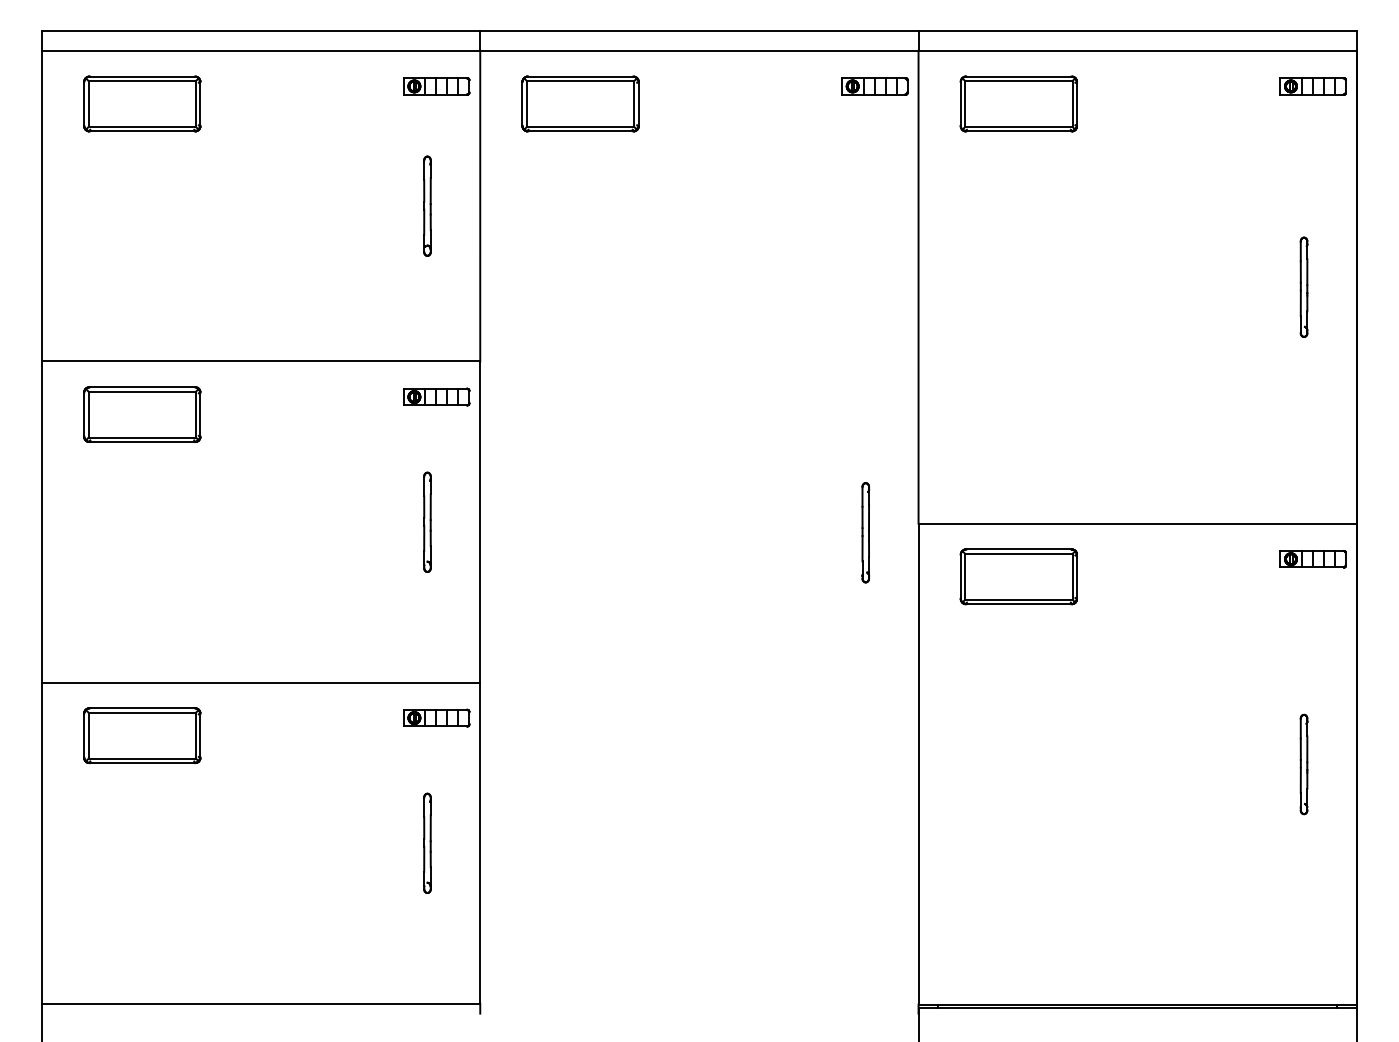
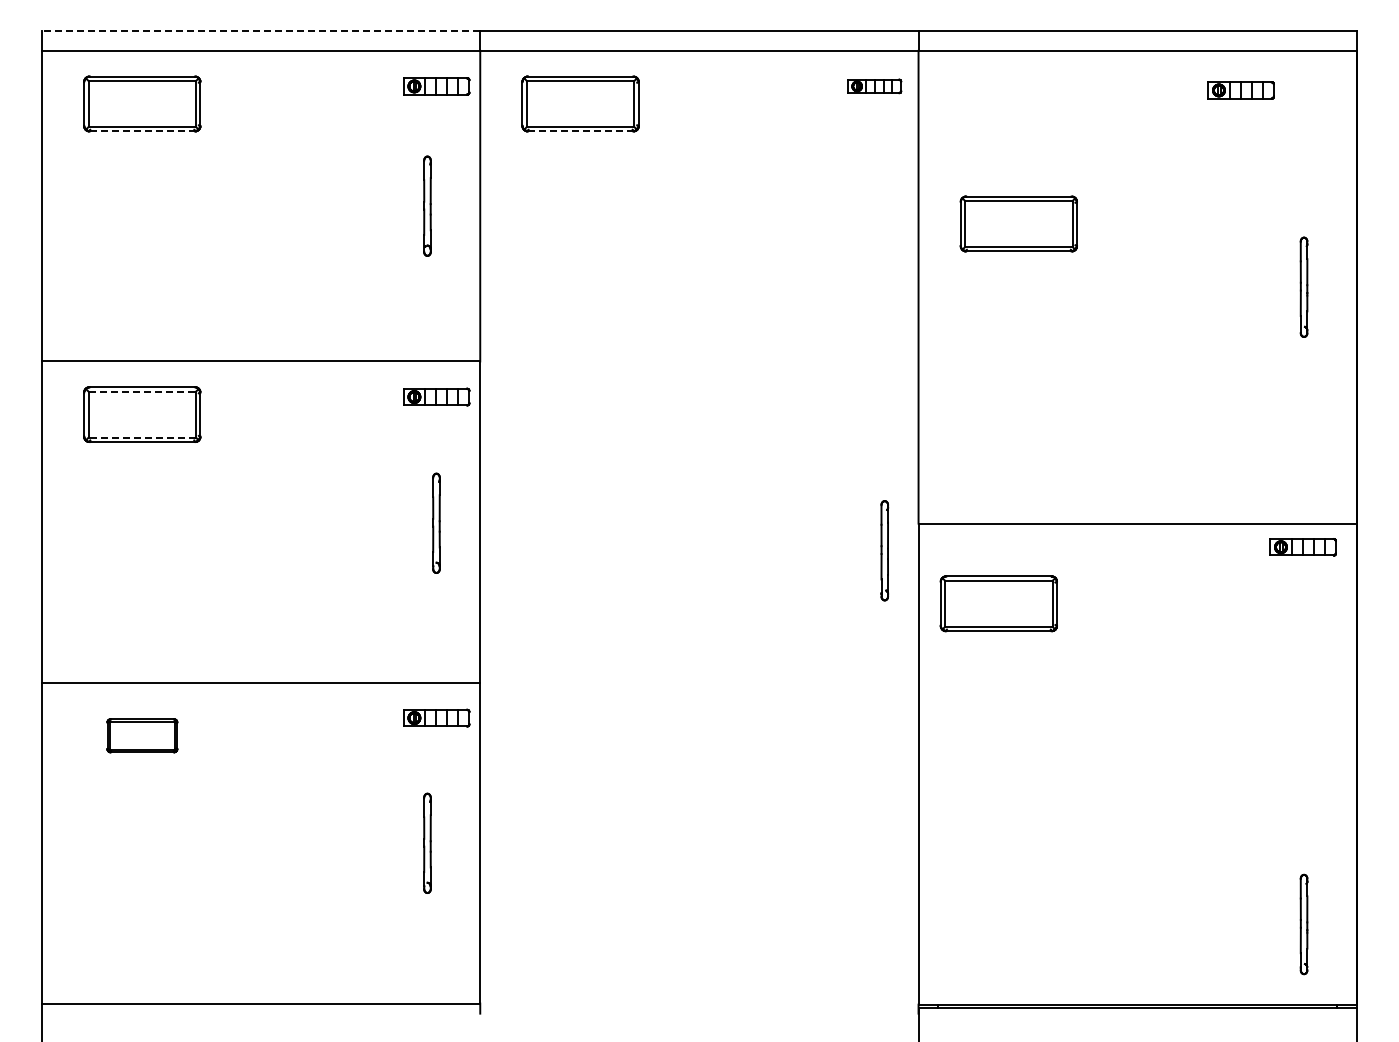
line: solid -> dashed (260, 31)
part size: 68x19 px -> 56x17 px (874, 86)
part position: (1312, 86) -> (1240, 90) (1240, 90)
part position: (1018, 103) -> (1018, 223) (1018, 223)
line: solid -> dashed (142, 131)
line: solid -> dashed (580, 131)
line: solid -> dashed (142, 391)
line: solid -> dashed (142, 437)
part position: (427, 521) -> (436, 522) (436, 522)
part position: (865, 532) -> (884, 550) (884, 550)
part position: (1312, 559) -> (1302, 547) (1302, 547)
part position: (1018, 576) -> (998, 603) (998, 603)
part size: 119x58 px -> 73x36 px (142, 735)
part position: (1303, 764) -> (1303, 924) (1303, 924)
